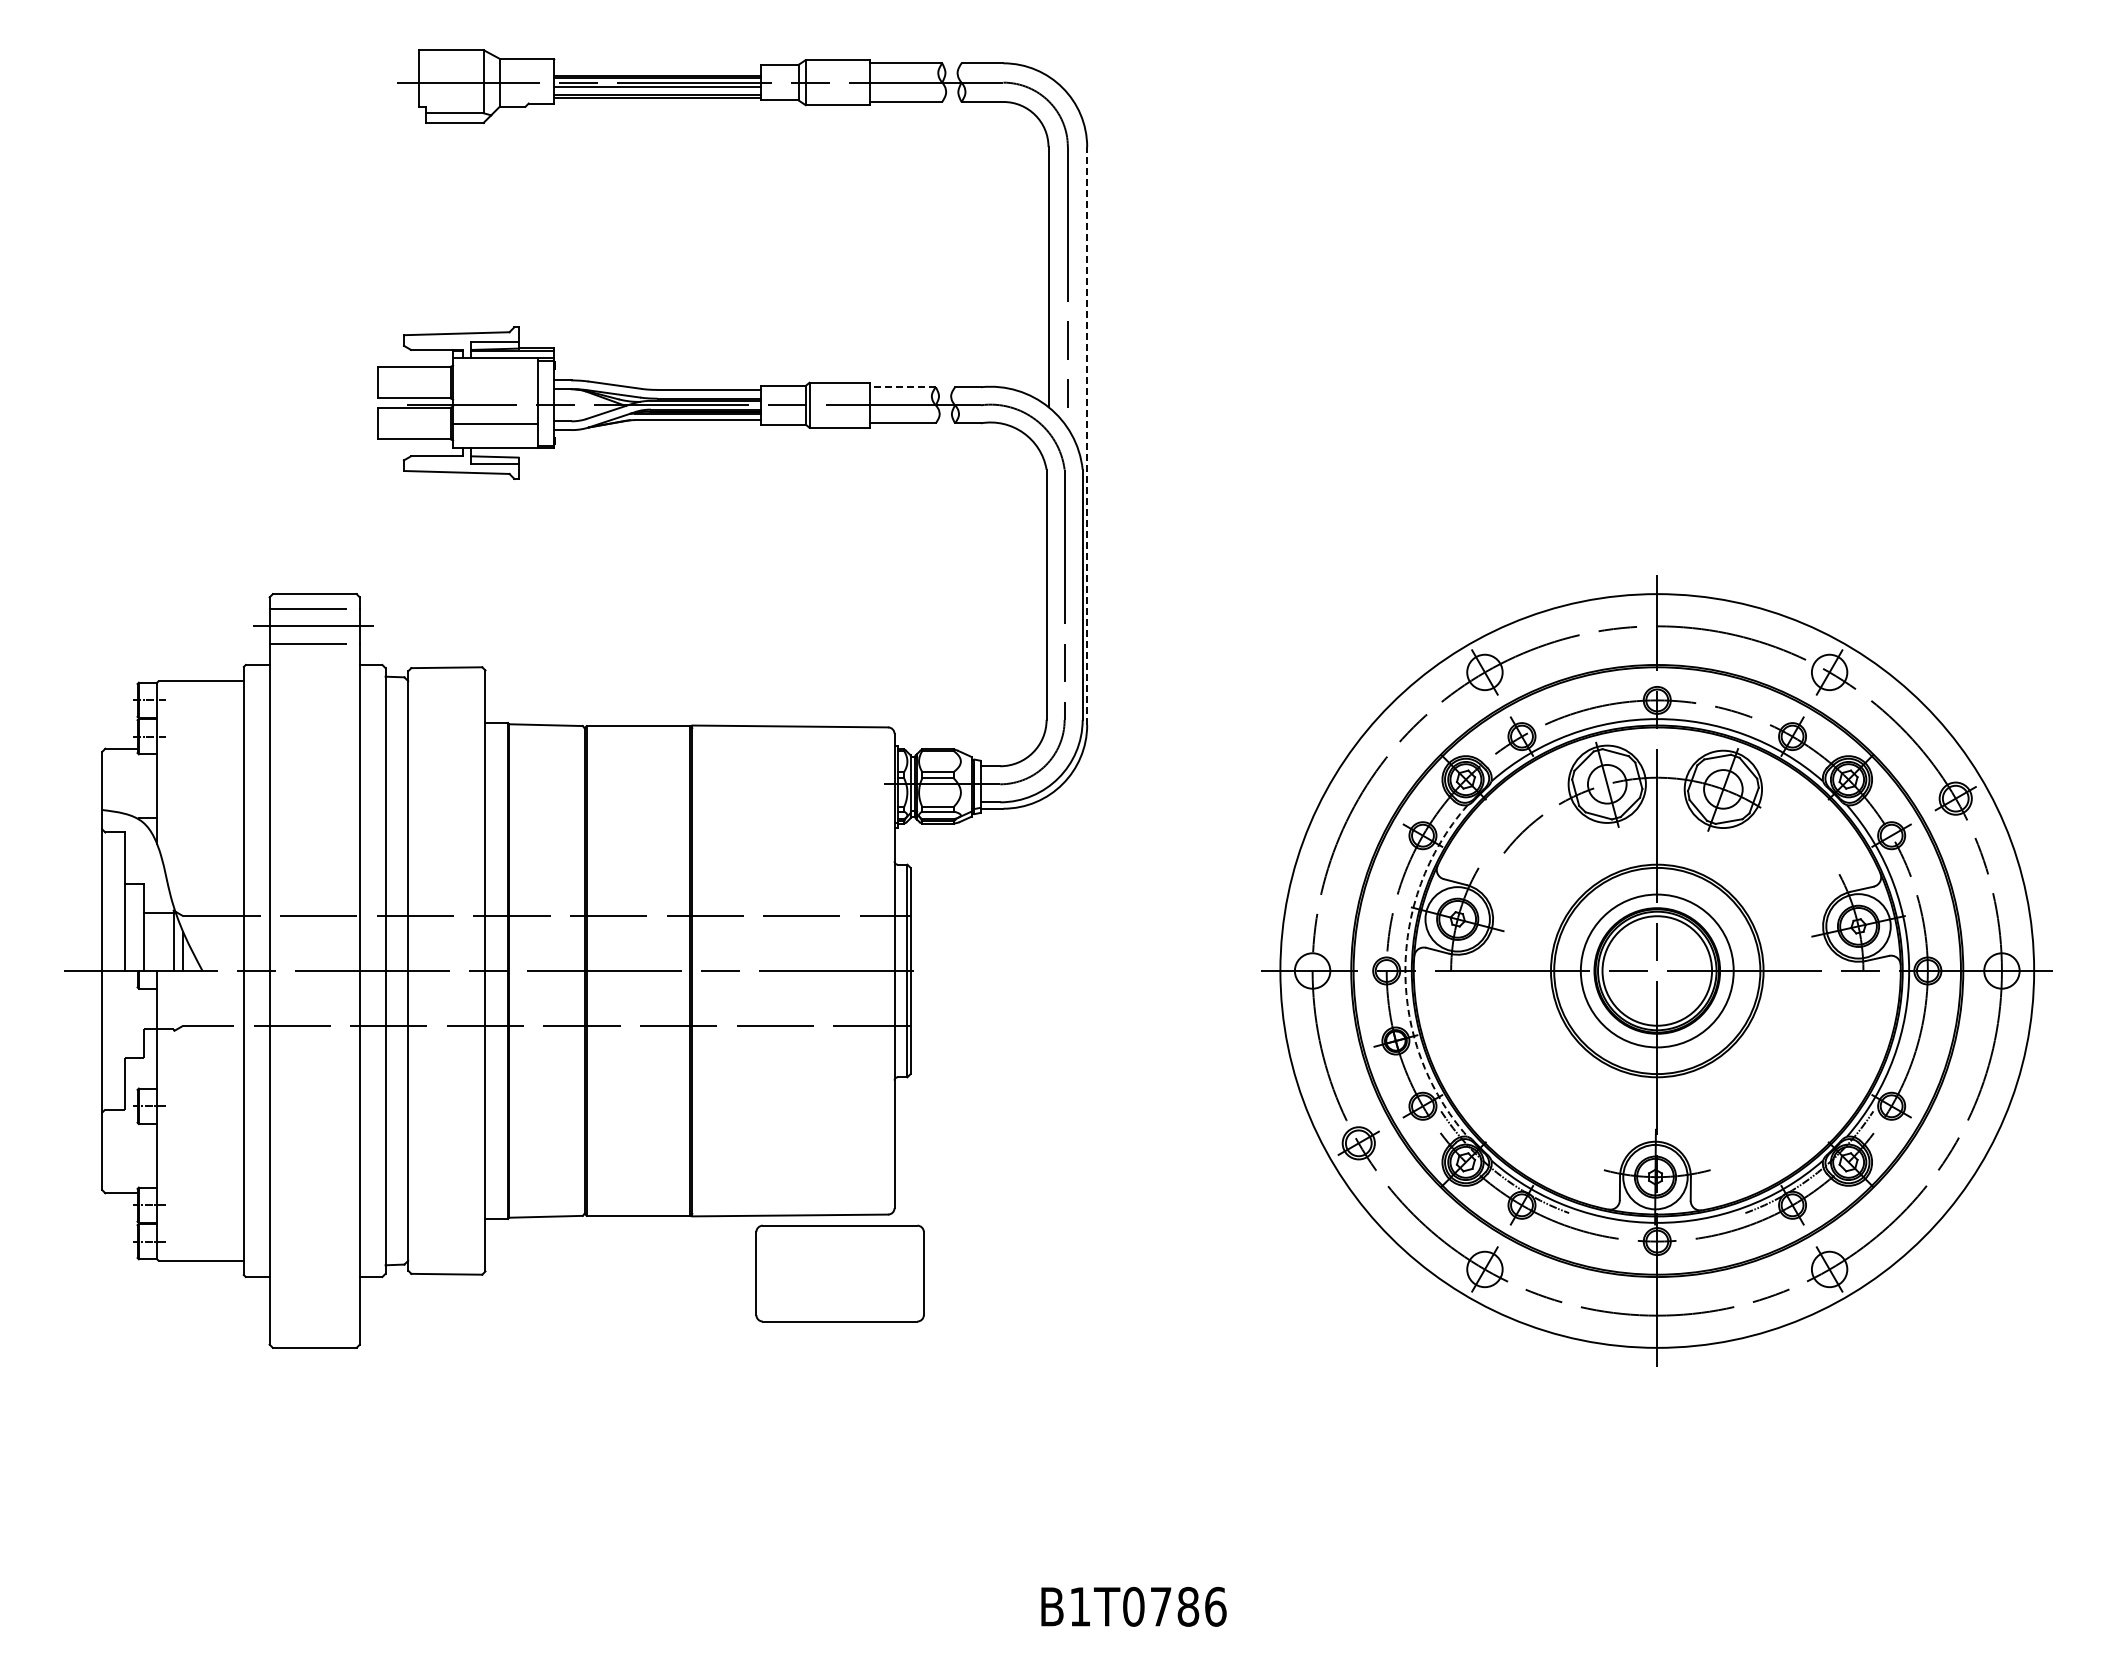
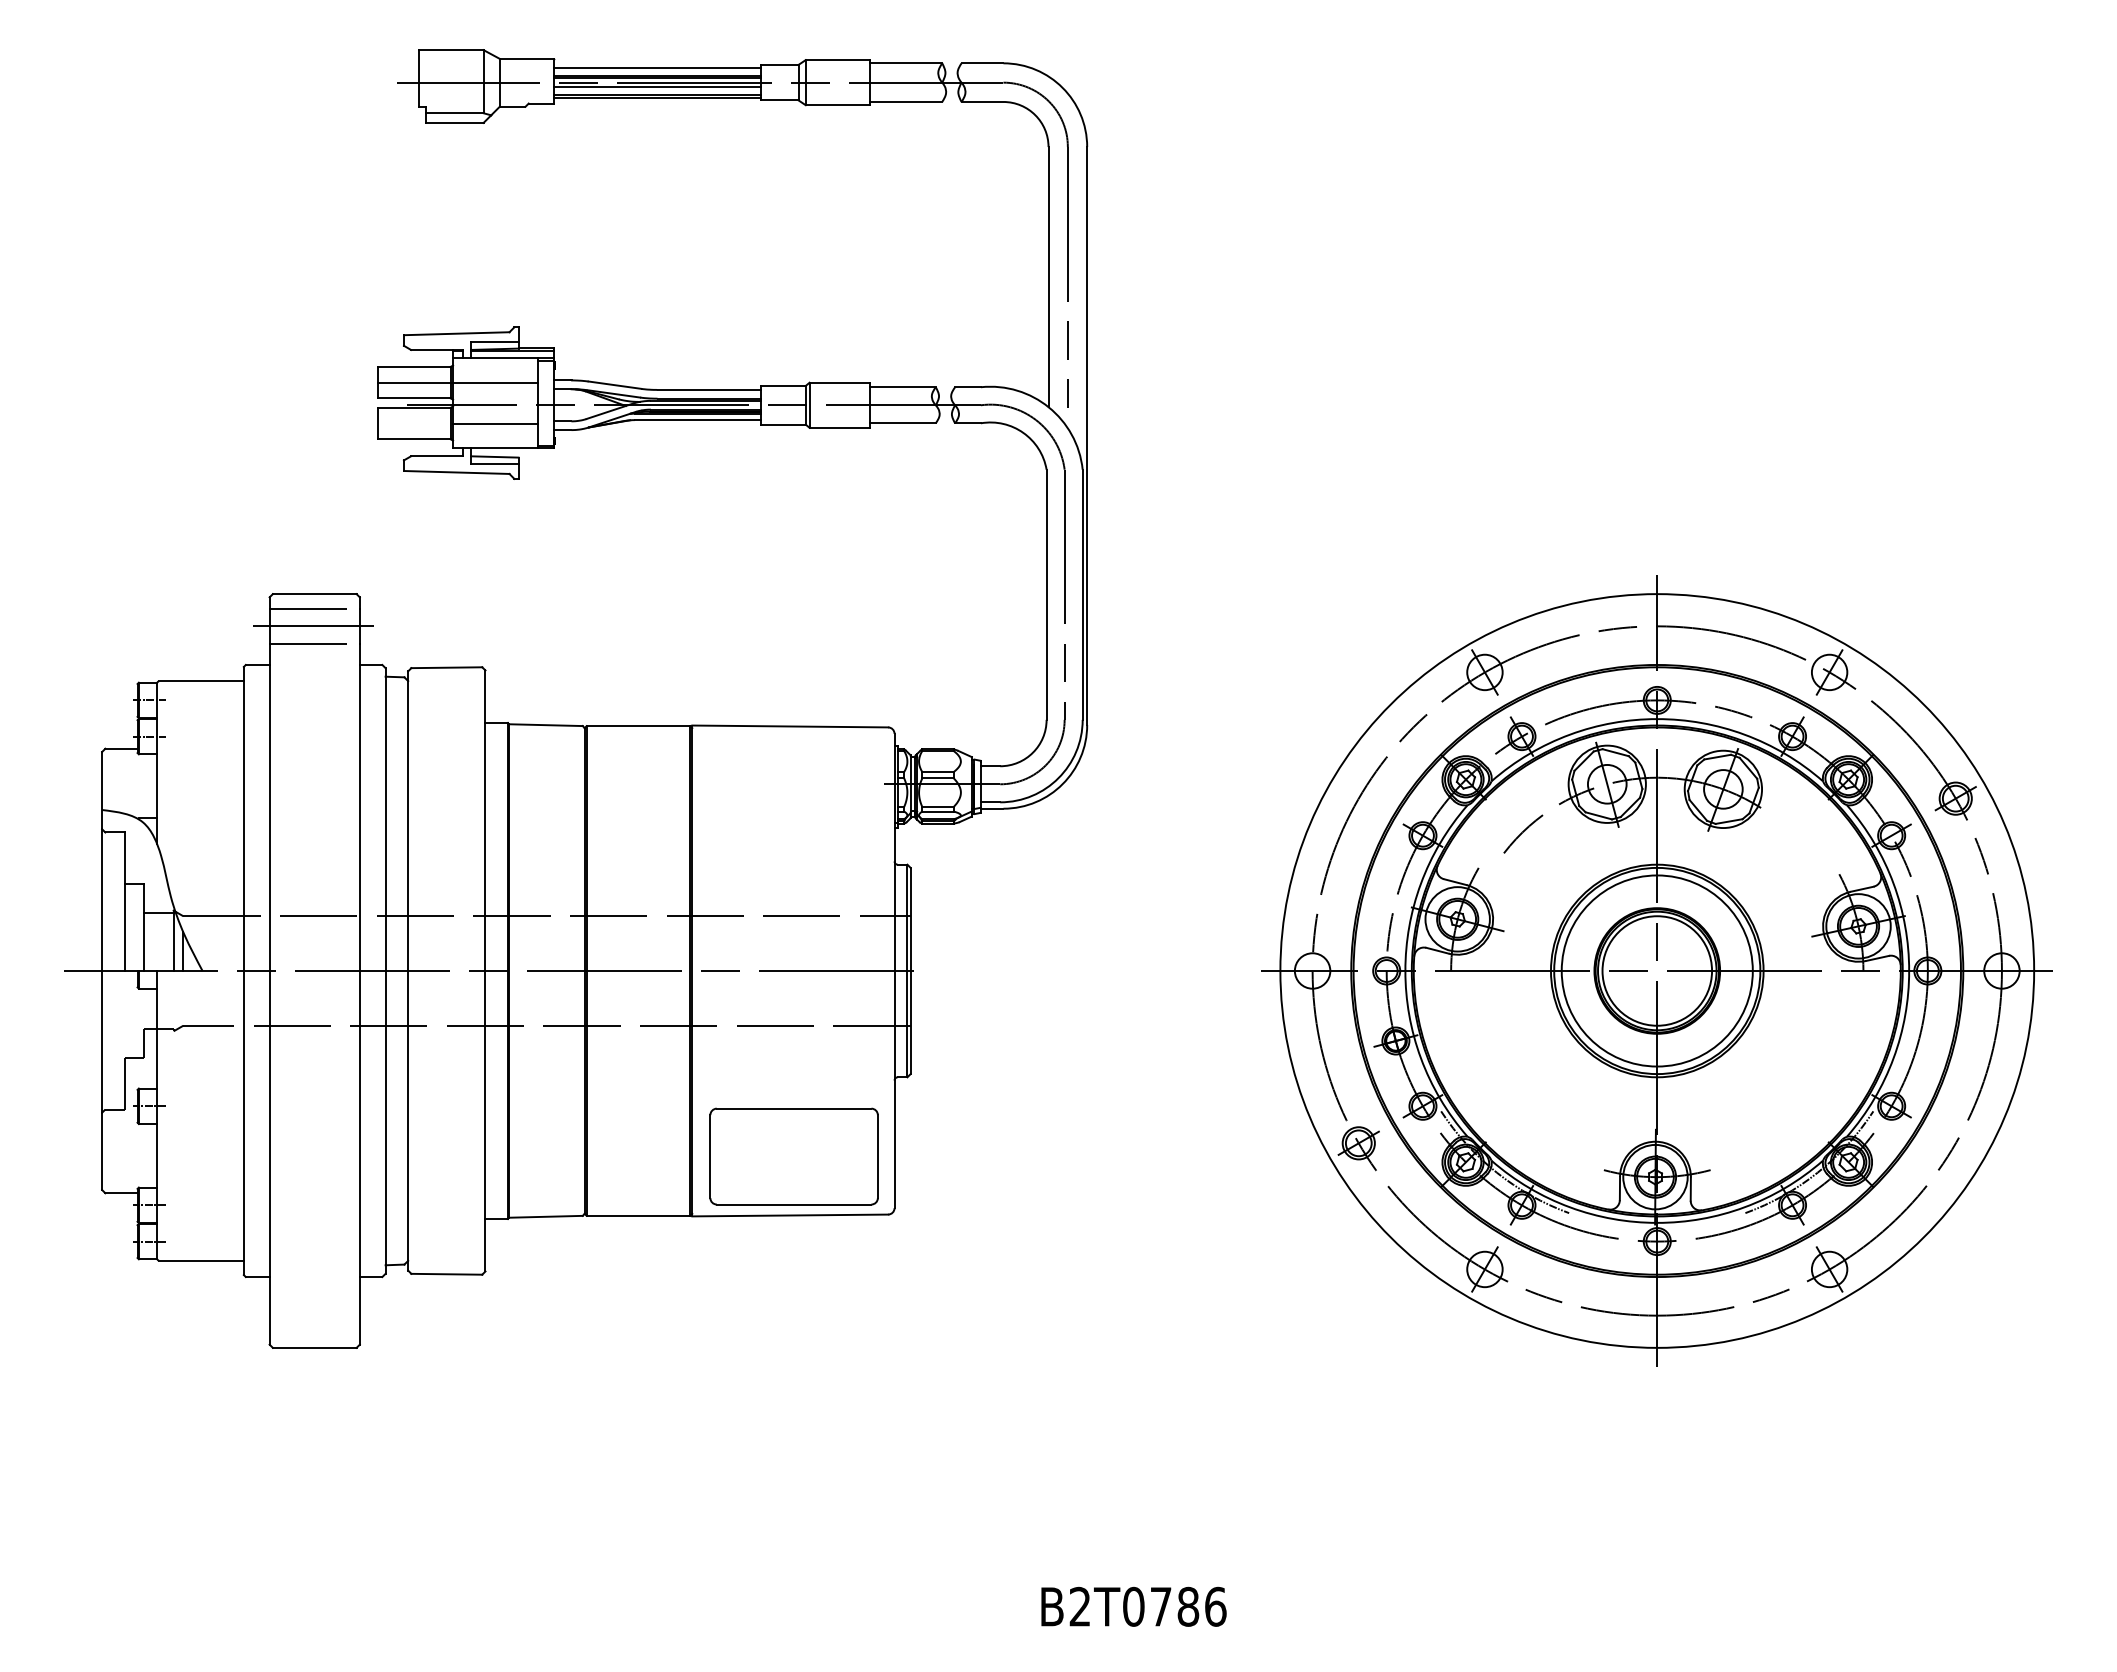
line: none -> present (657, 67)
line: none -> present (457, 382)
line: dashed -> solid (902, 387)
line: dashed -> solid (1087, 436)
circle diameter: 153 px -> 191 px (1656, 970)
arc: dashed -> solid (1405, 971)
part position: (839, 1273) -> (793, 1156) (793, 1156)
text: B1T0786 -> B2T0786 (1079, 1606)
